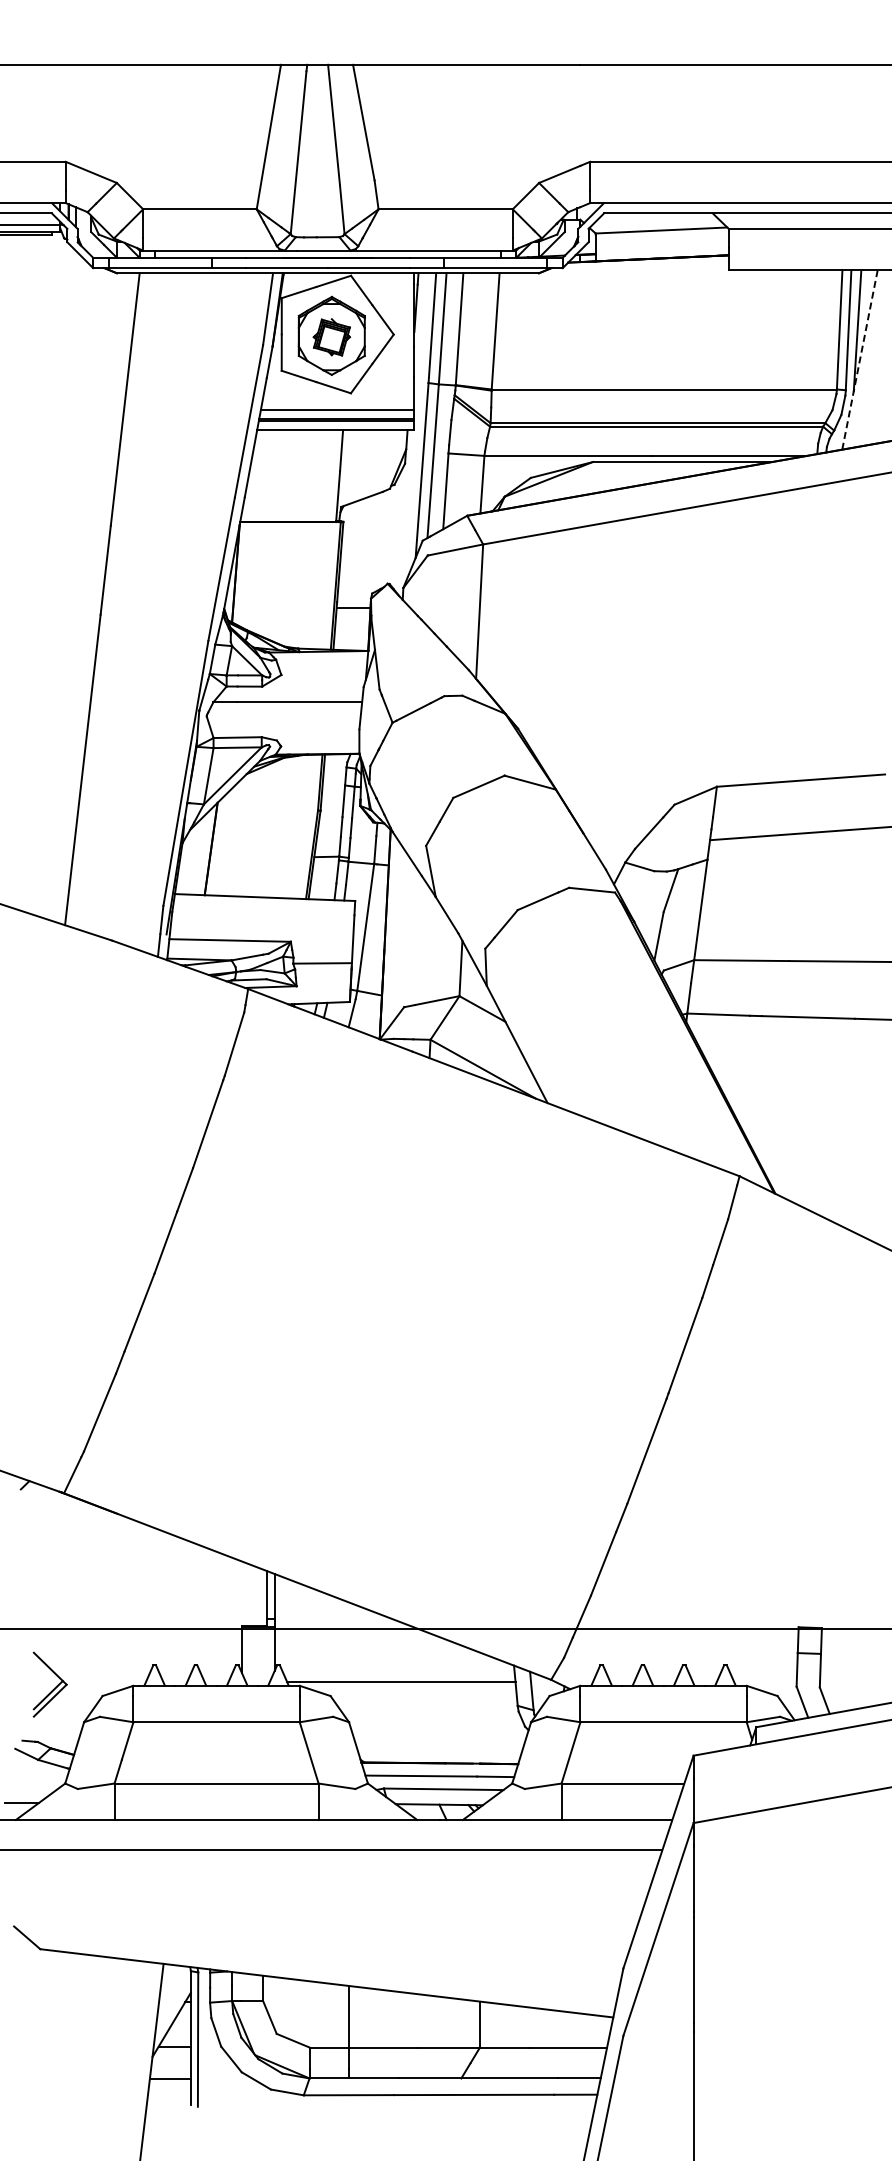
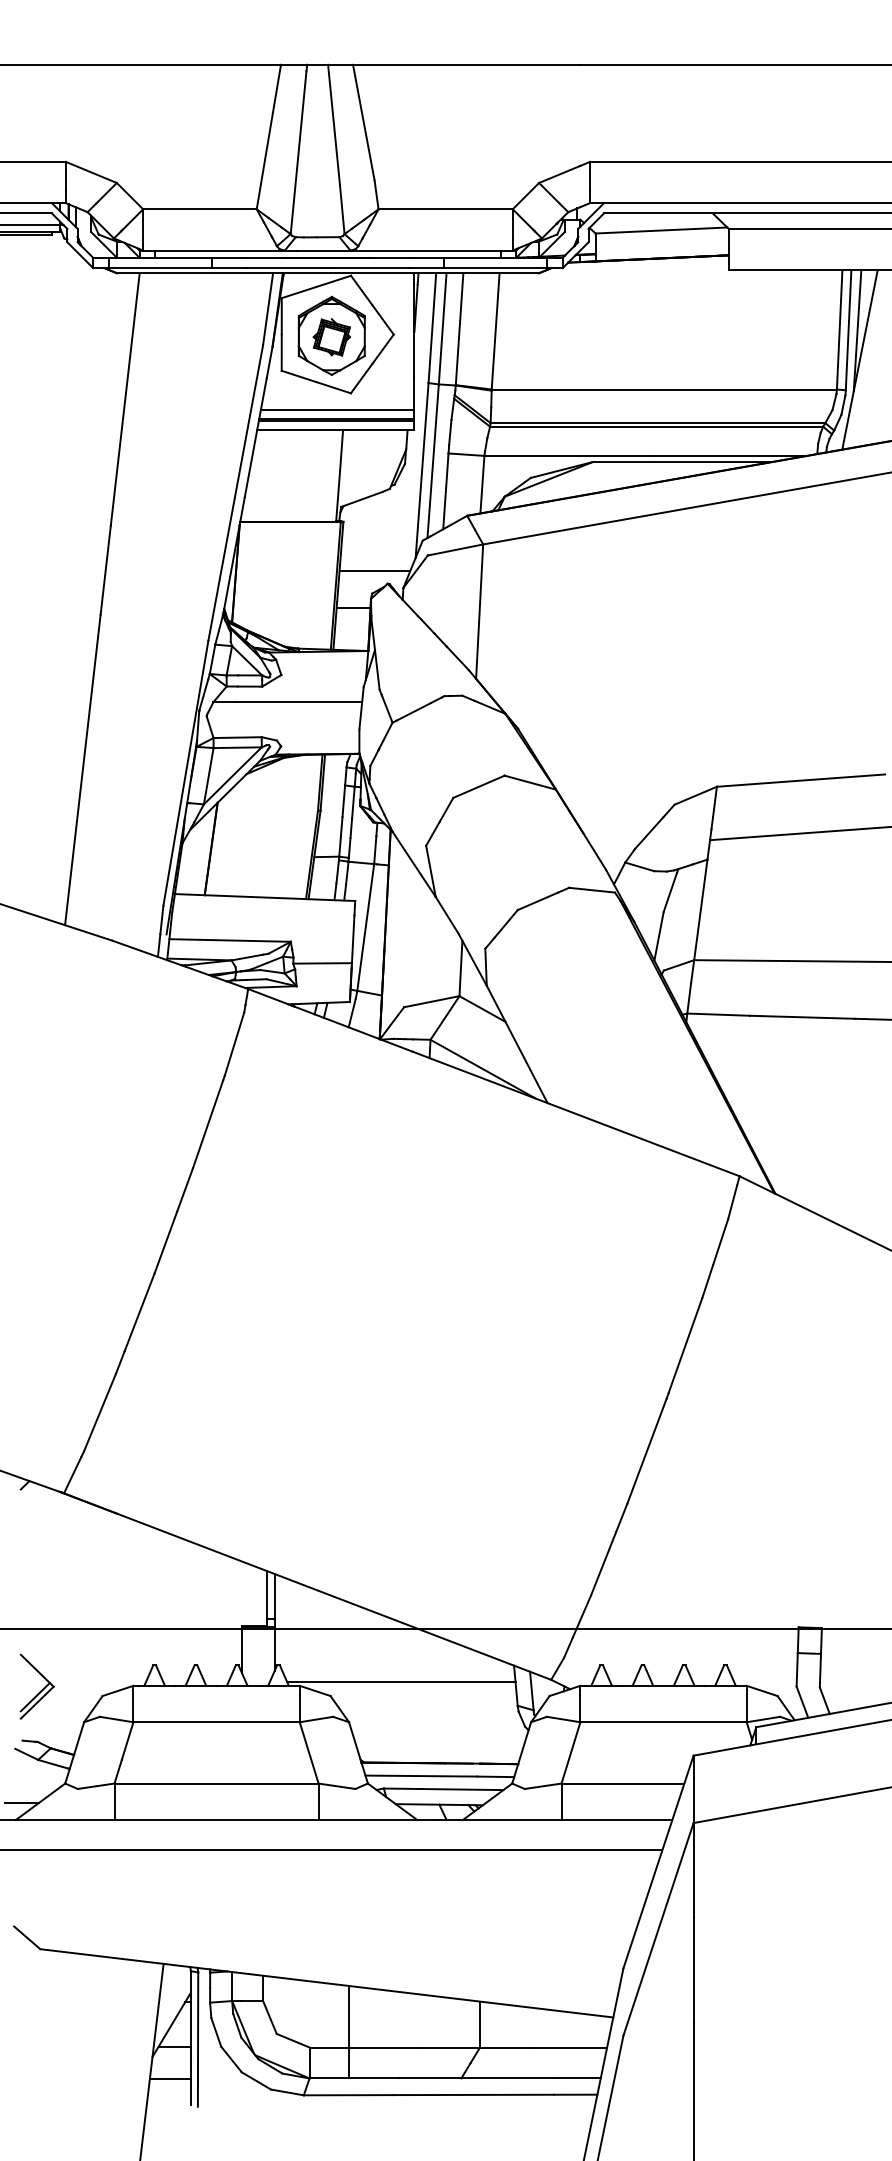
line: dashed -> solid (859, 360)
line: none -> present (374, 570)
part position: (49, 1684) -> (36, 1686) (36, 1686)
